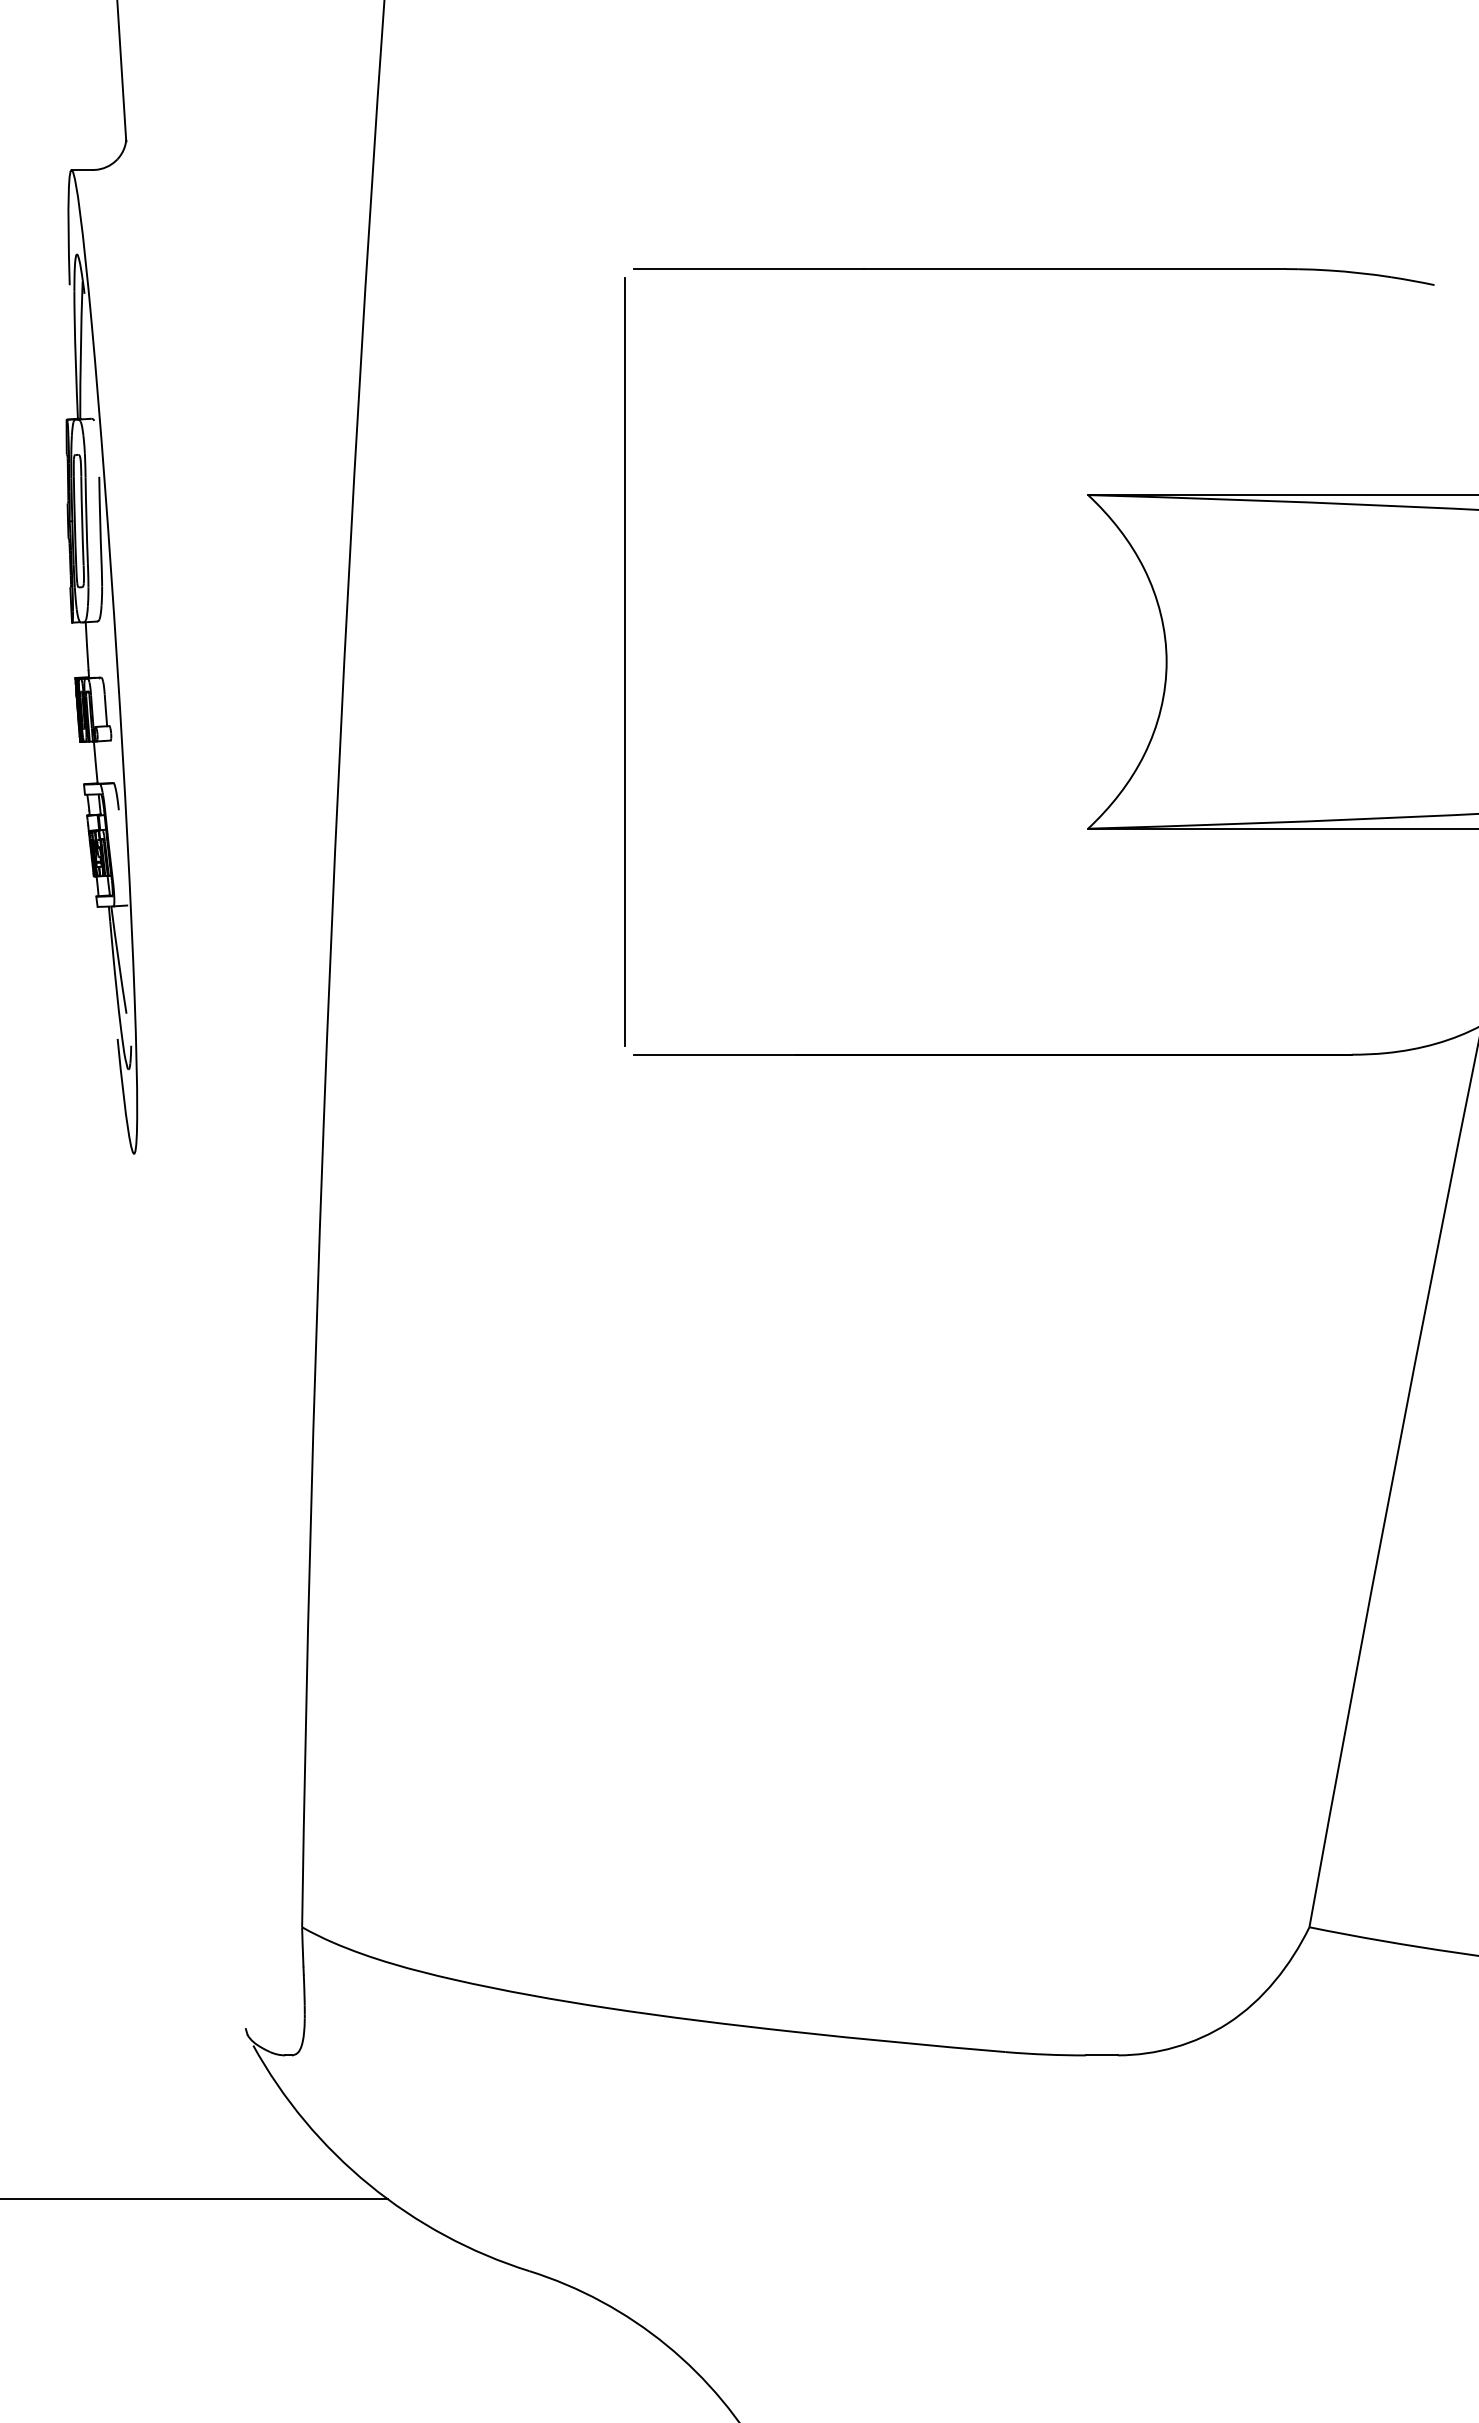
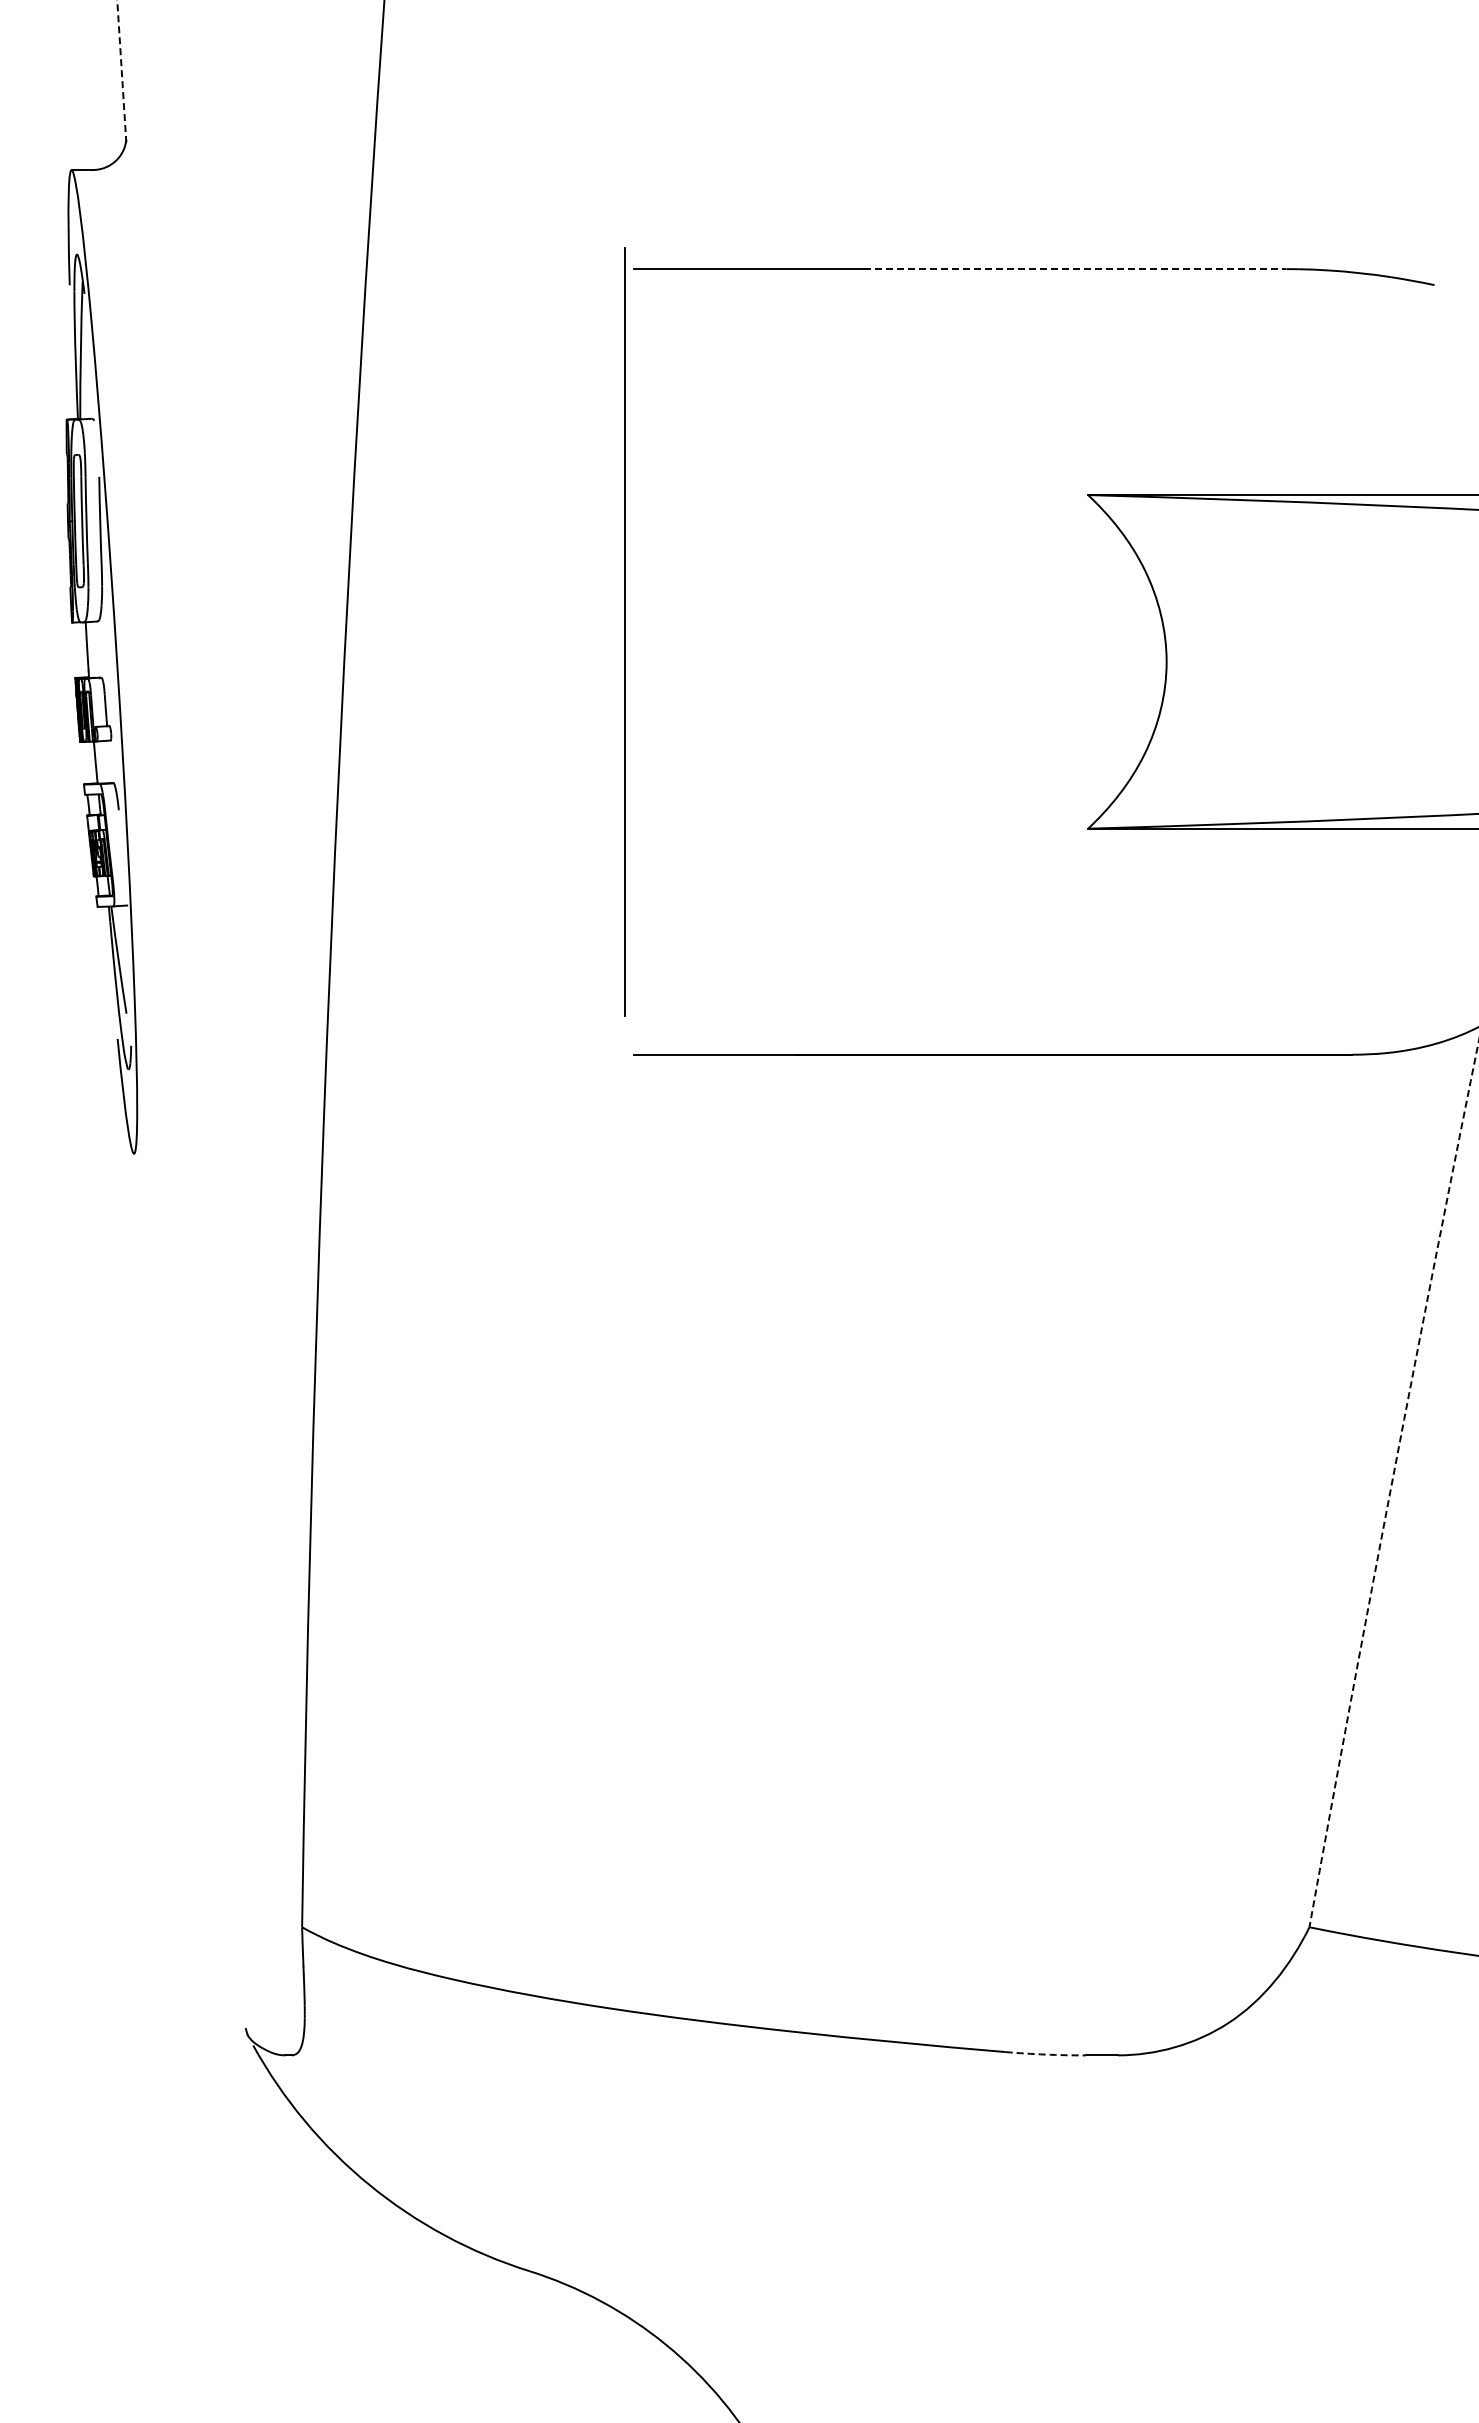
line: solid -> dashed (121, 71)
line: solid -> dashed (1075, 269)
line position: (624, 661) -> (624, 631) (624, 631)
arc: solid -> dashed (1391, 1483)
arc: solid -> dashed (1045, 2054)
line: present -> none (194, 2198)
